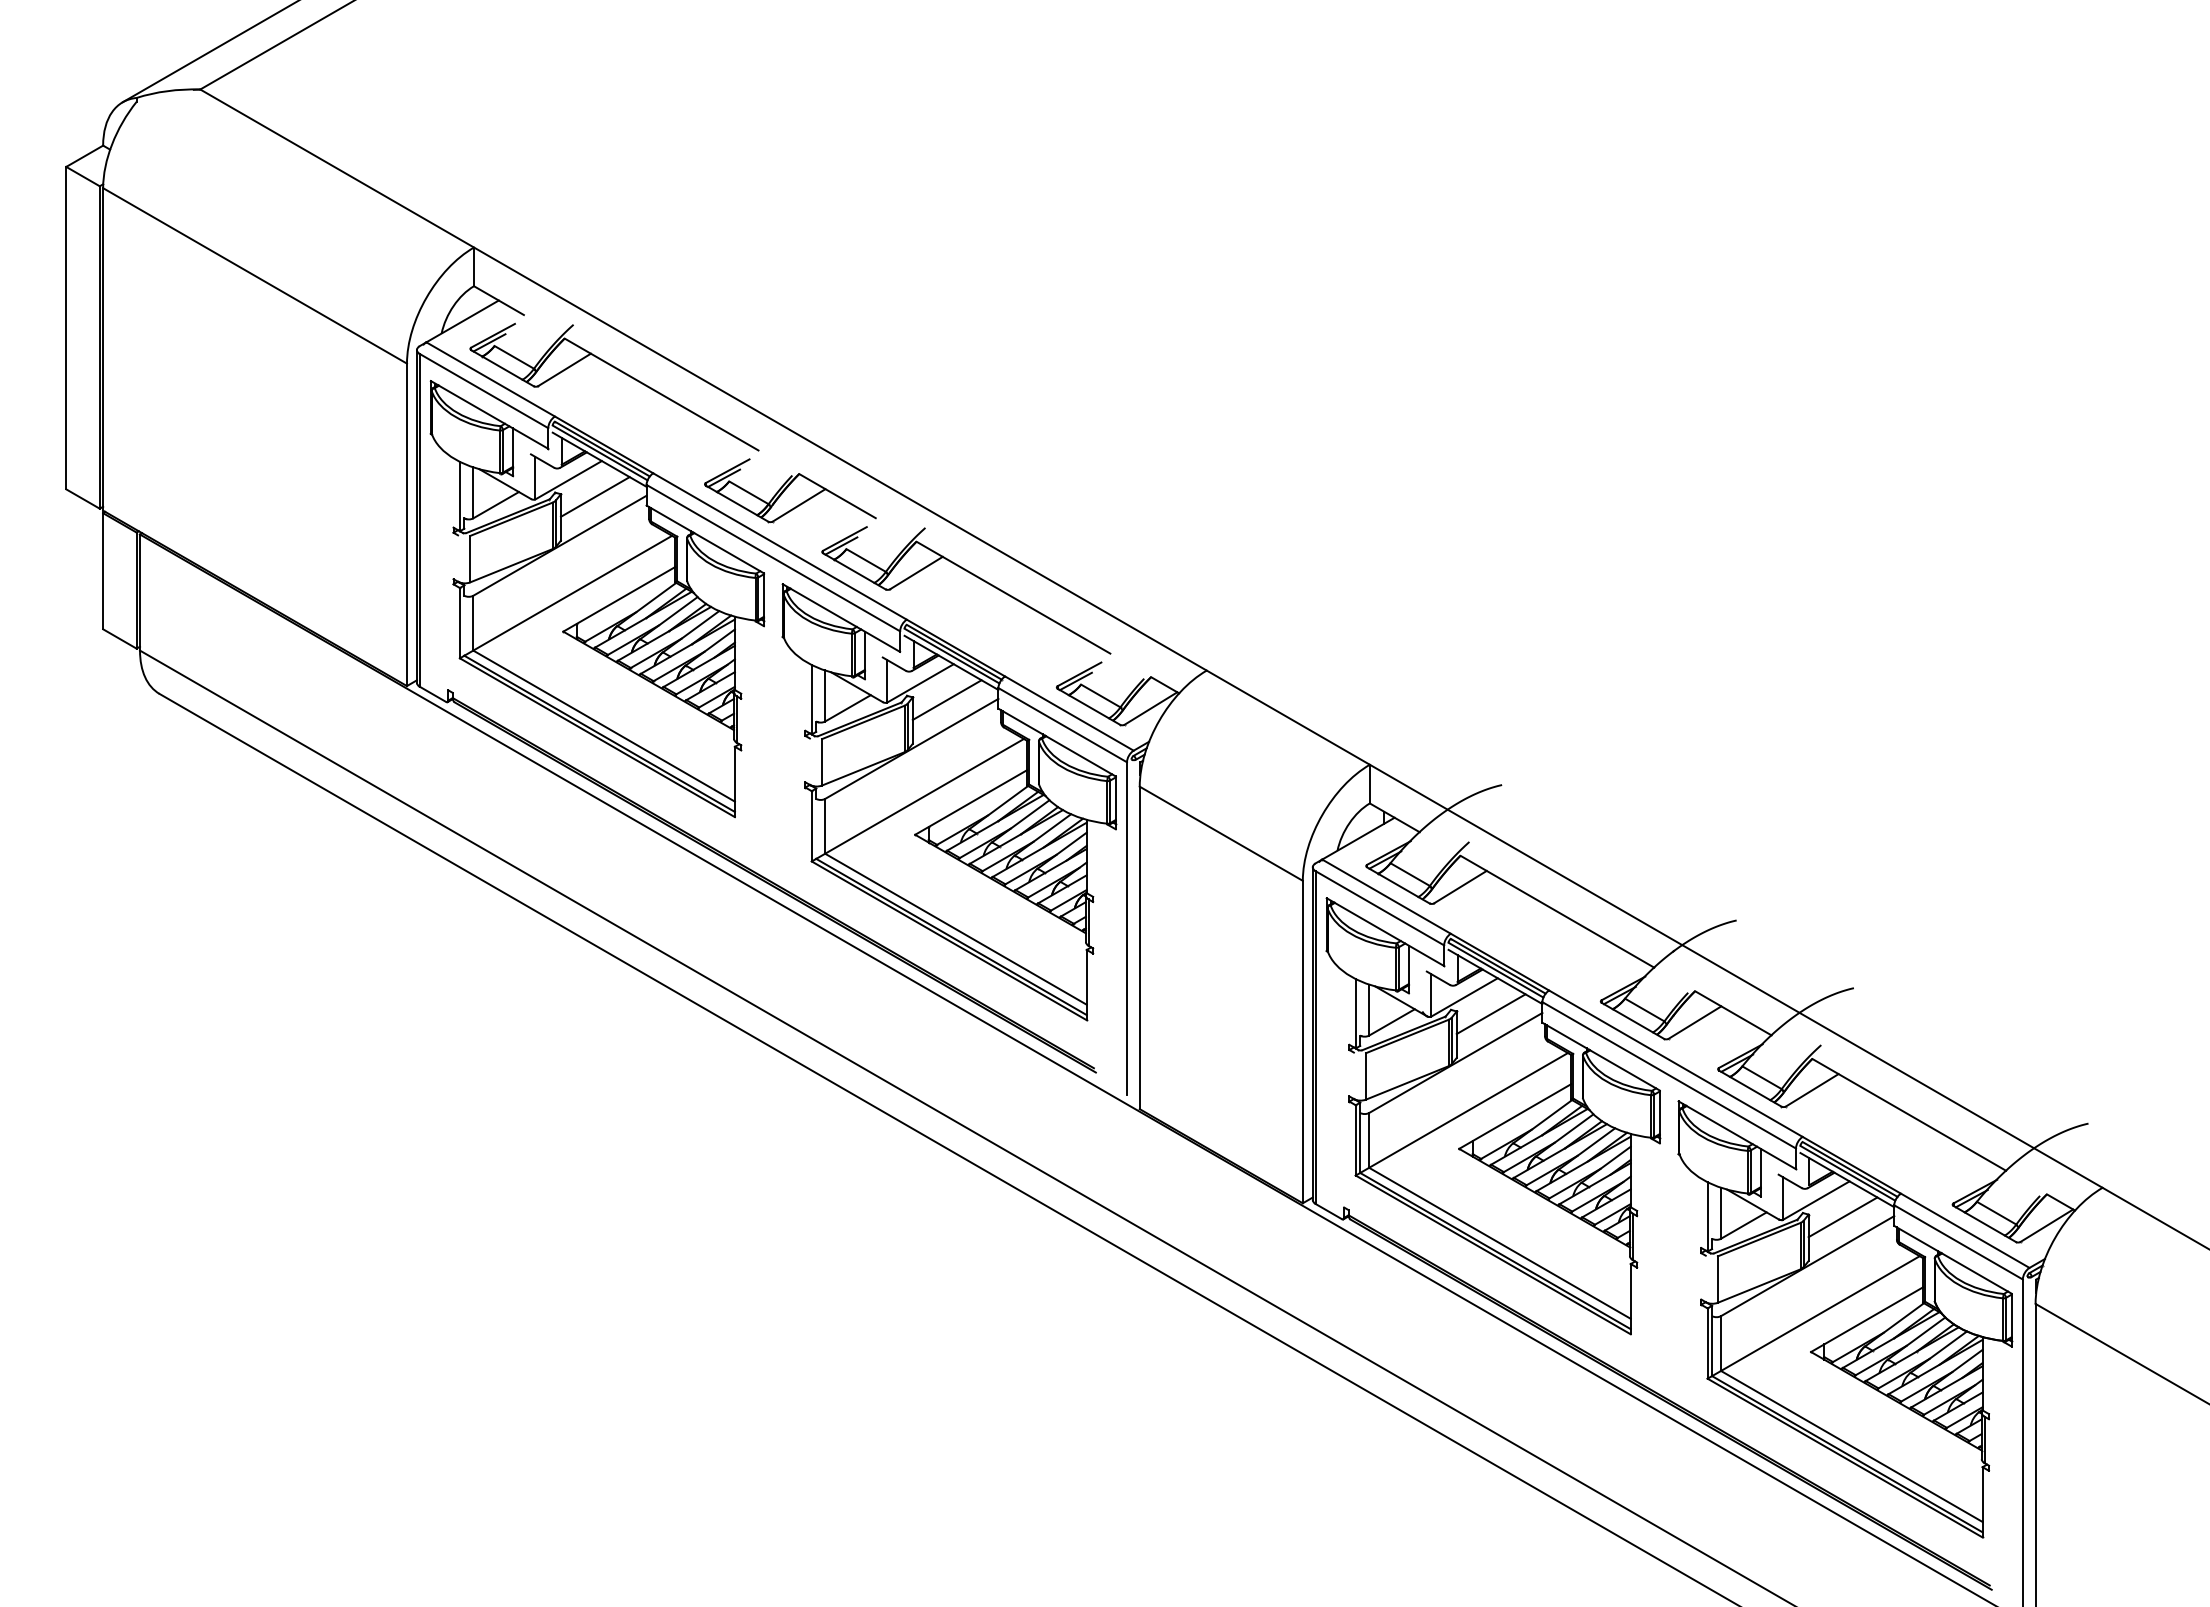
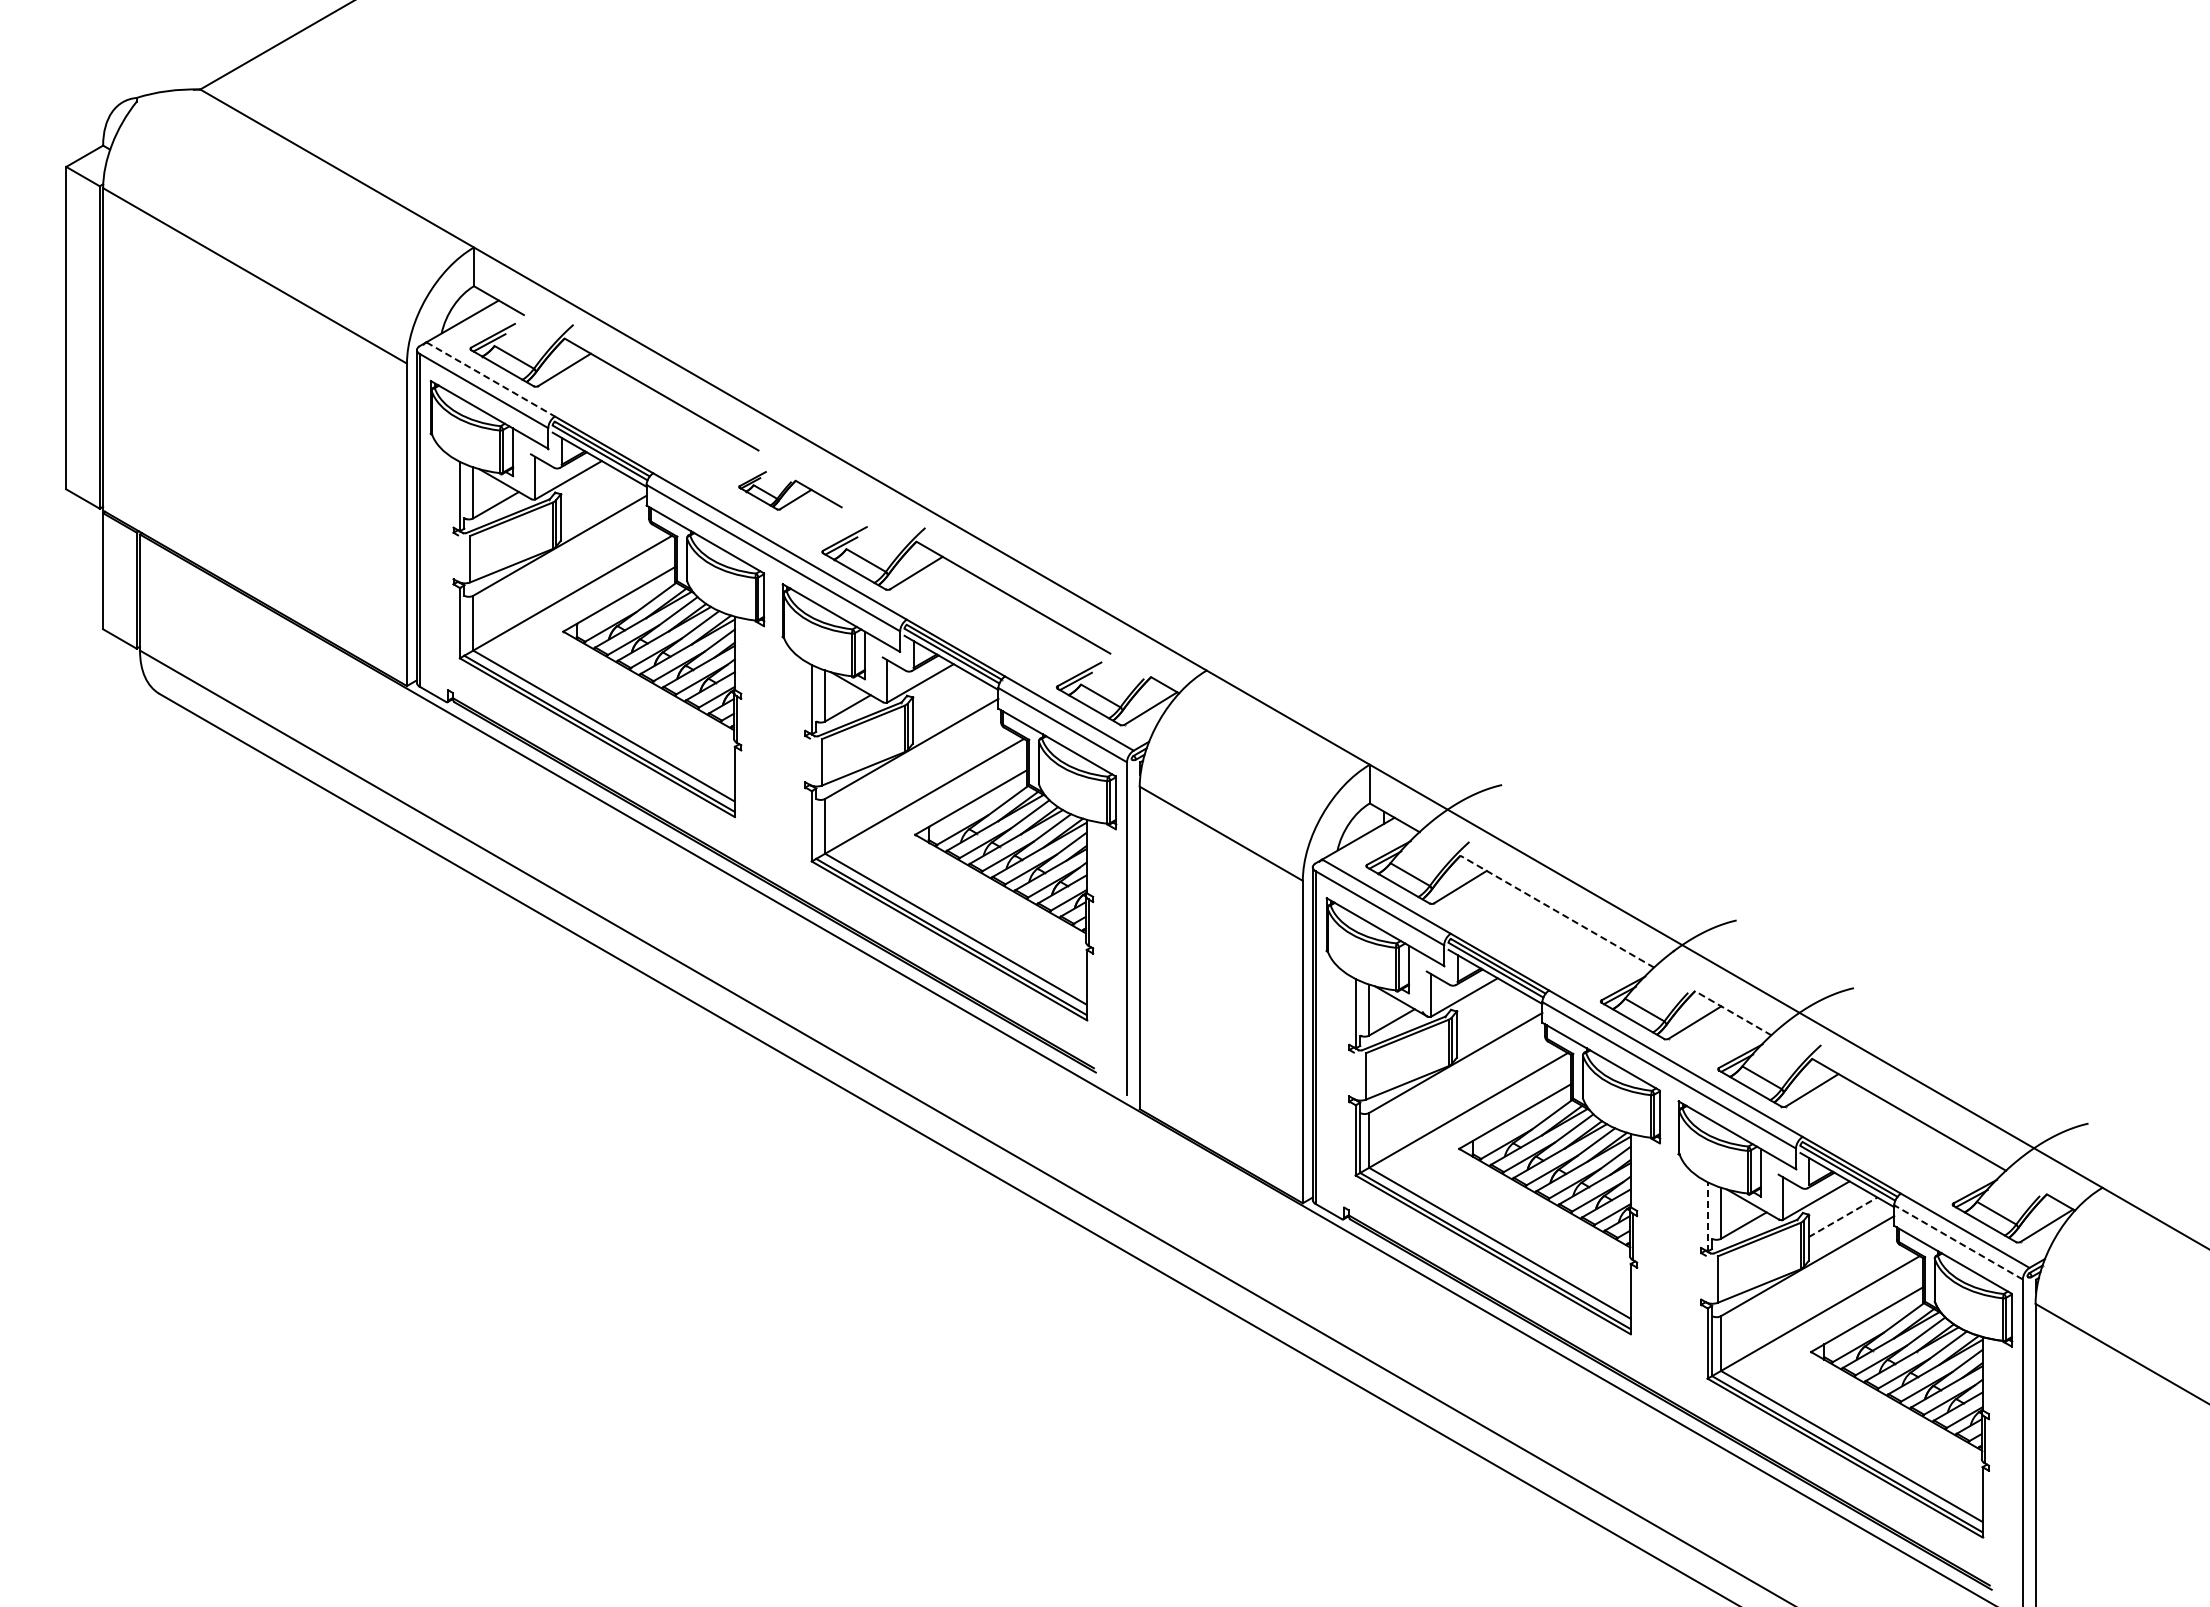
line: present -> none (209, 52)
line: solid -> dashed (491, 379)
part size: 173x66 px -> 105x40 px (790, 490)
line: present -> none (594, 496)
line: present -> none (946, 699)
line: solid -> dashed (1557, 911)
line: solid -> dashed (1733, 1013)
line: present -> none (1490, 1014)
line: solid -> dashed (1707, 1216)
line: solid -> dashed (1843, 1217)
line: solid -> dashed (1958, 1242)
